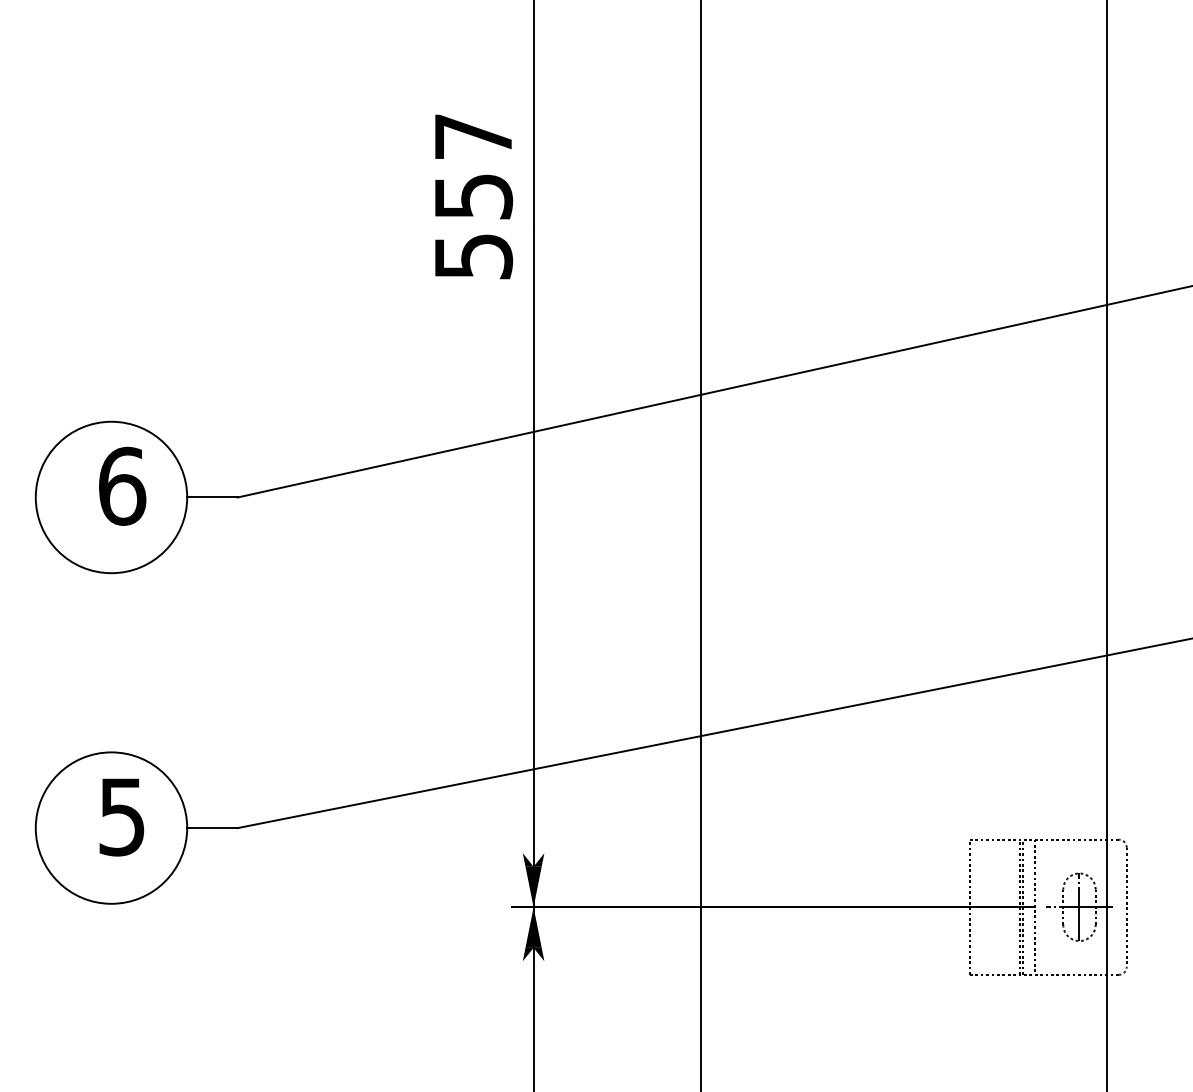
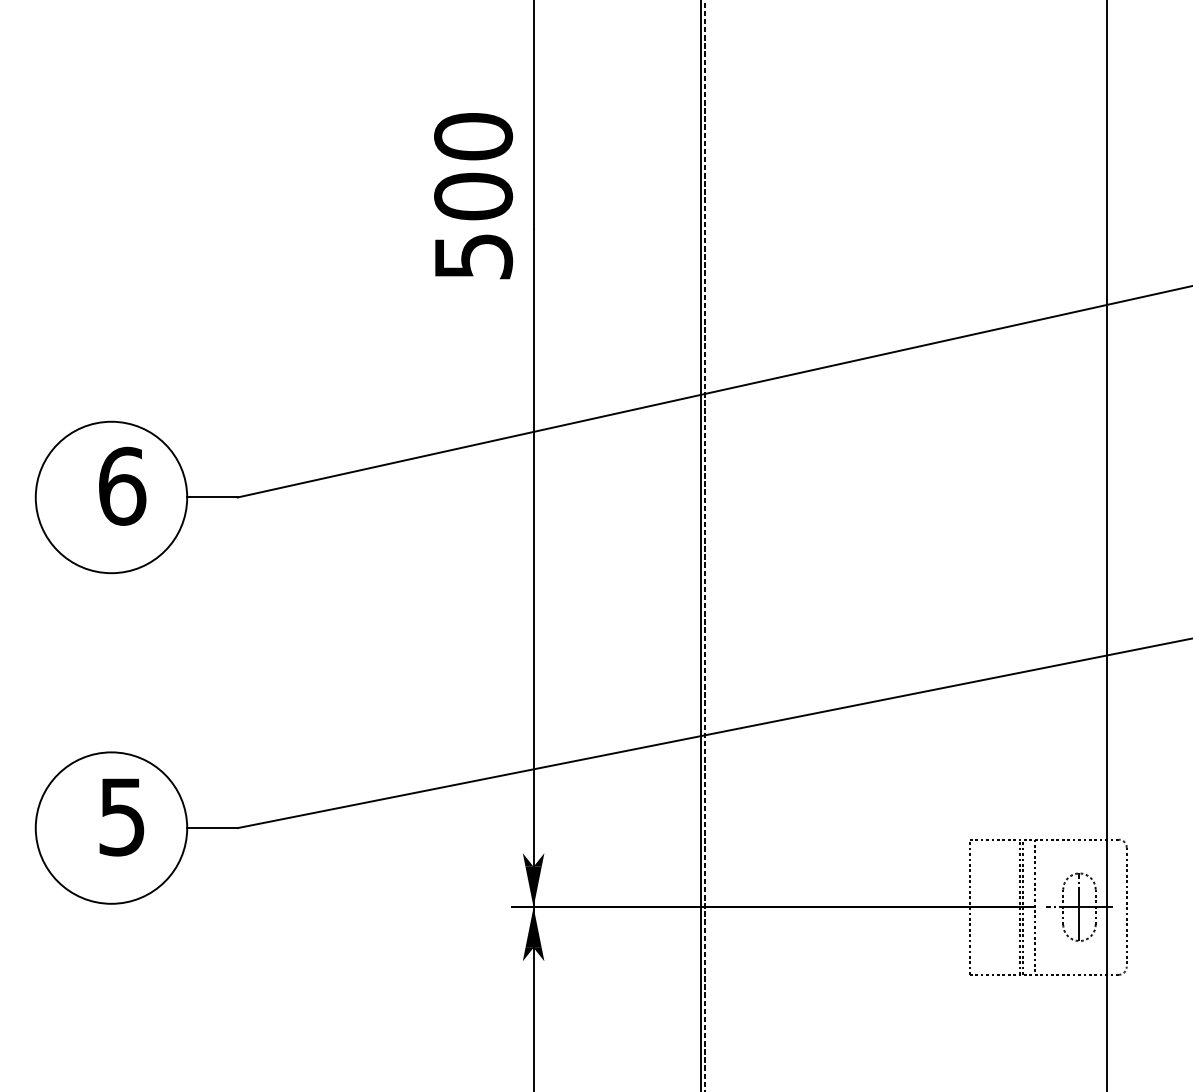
text: 557 -> 500 (473, 166)
line: none -> present (704, 545)
